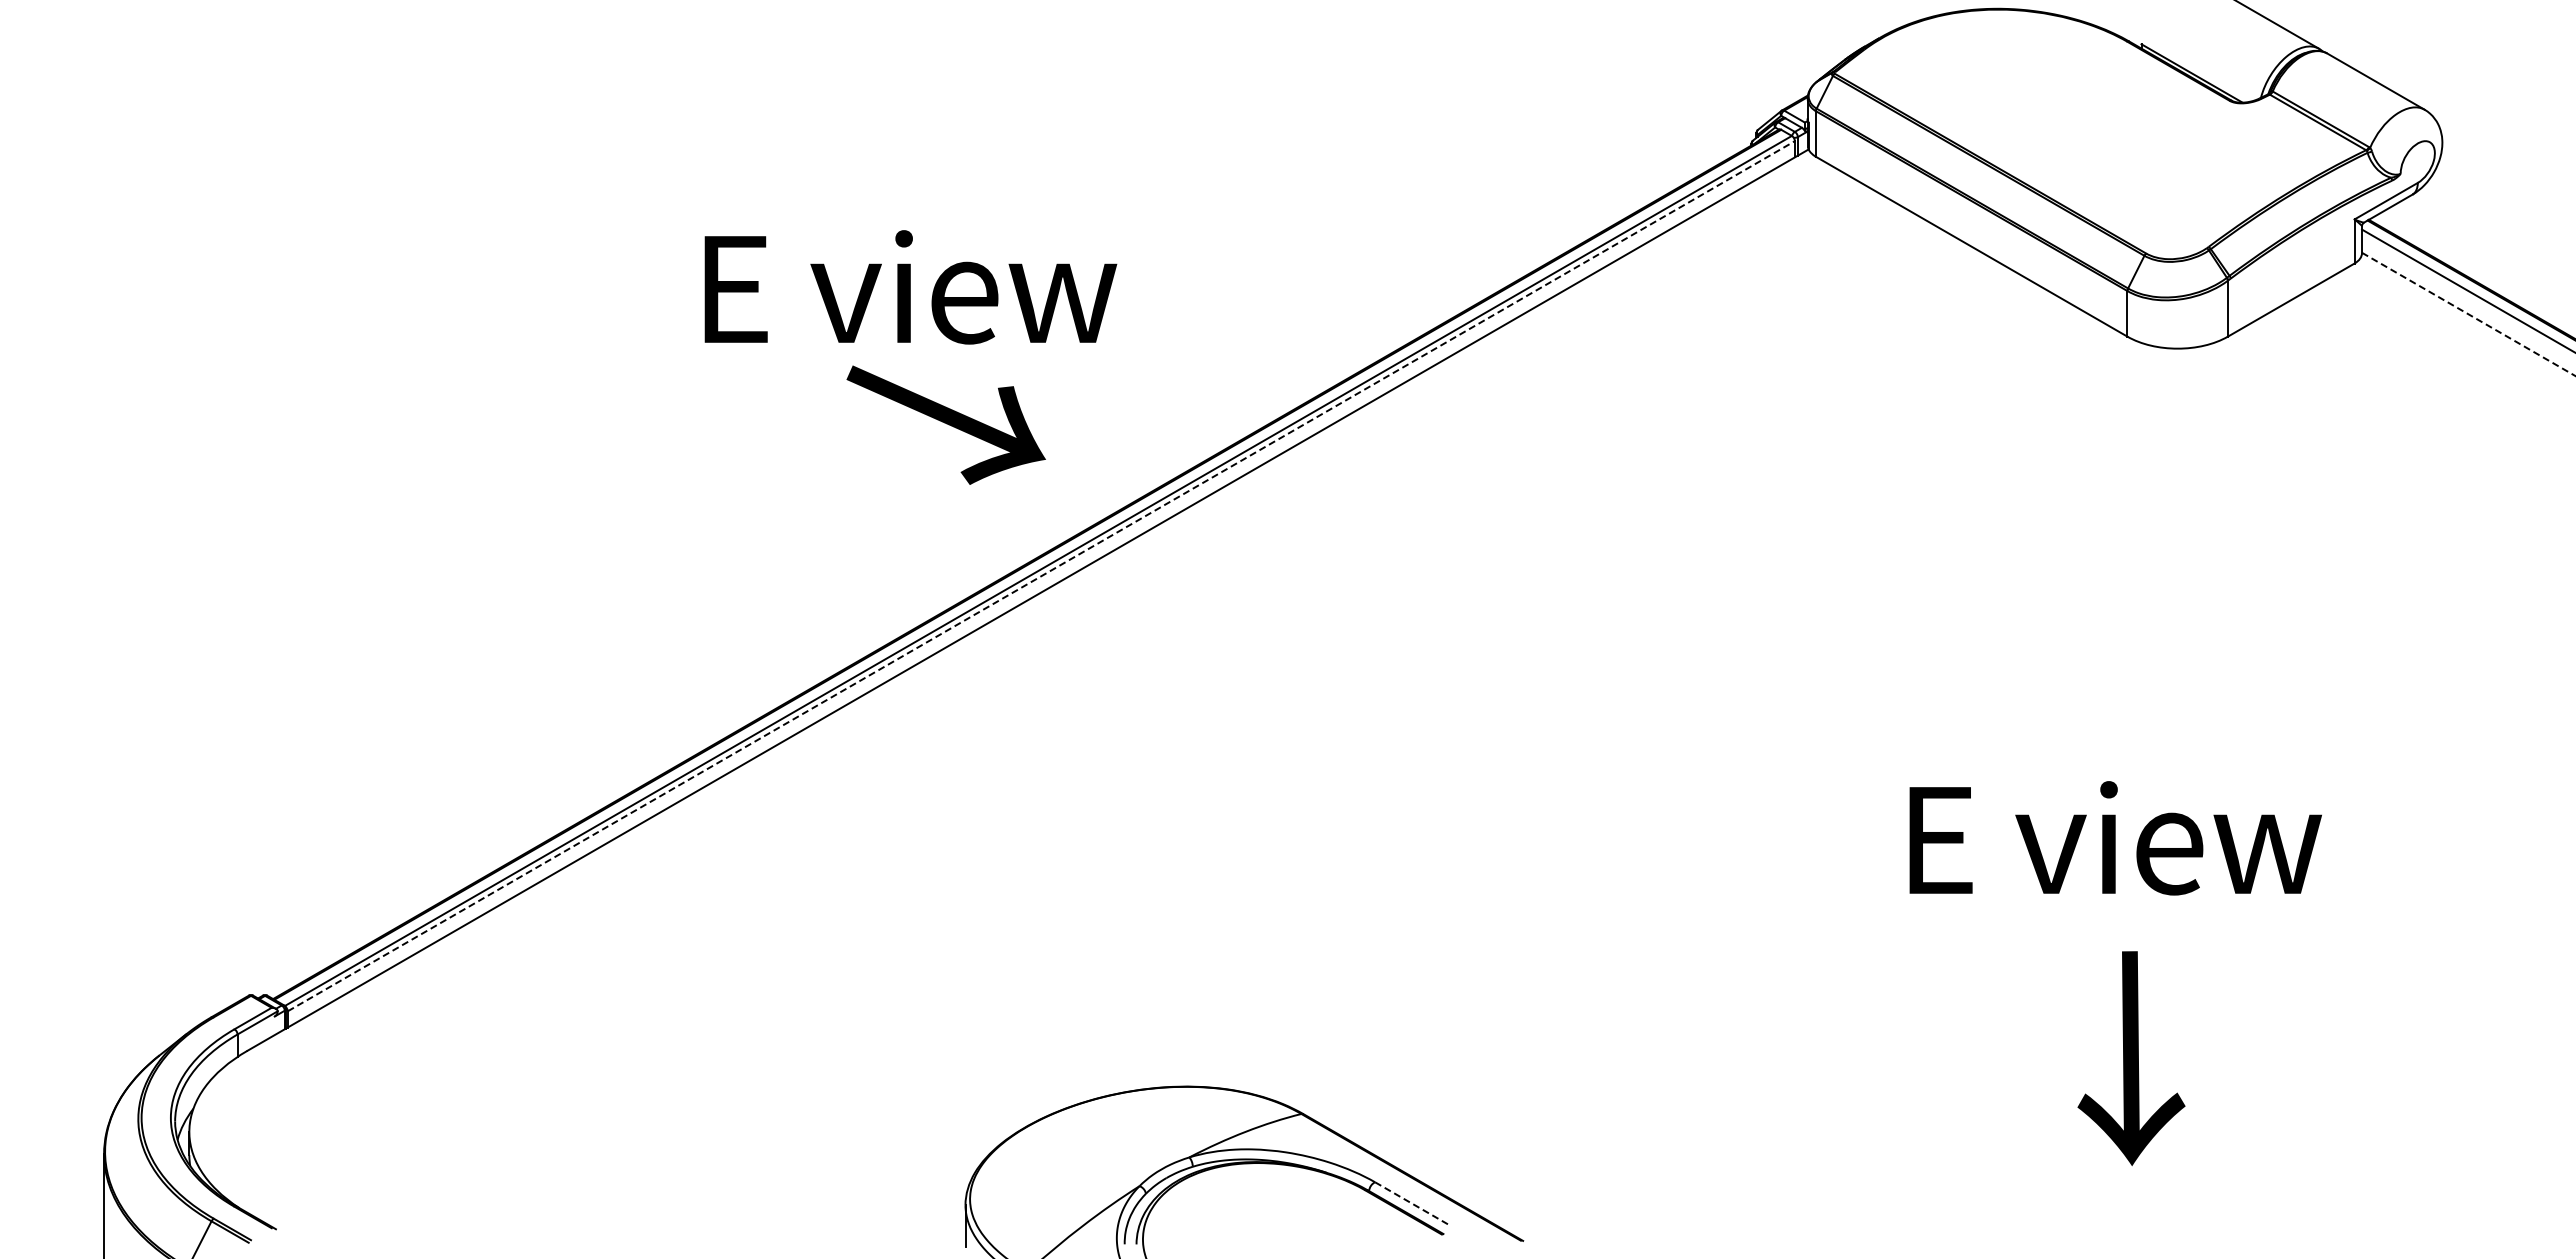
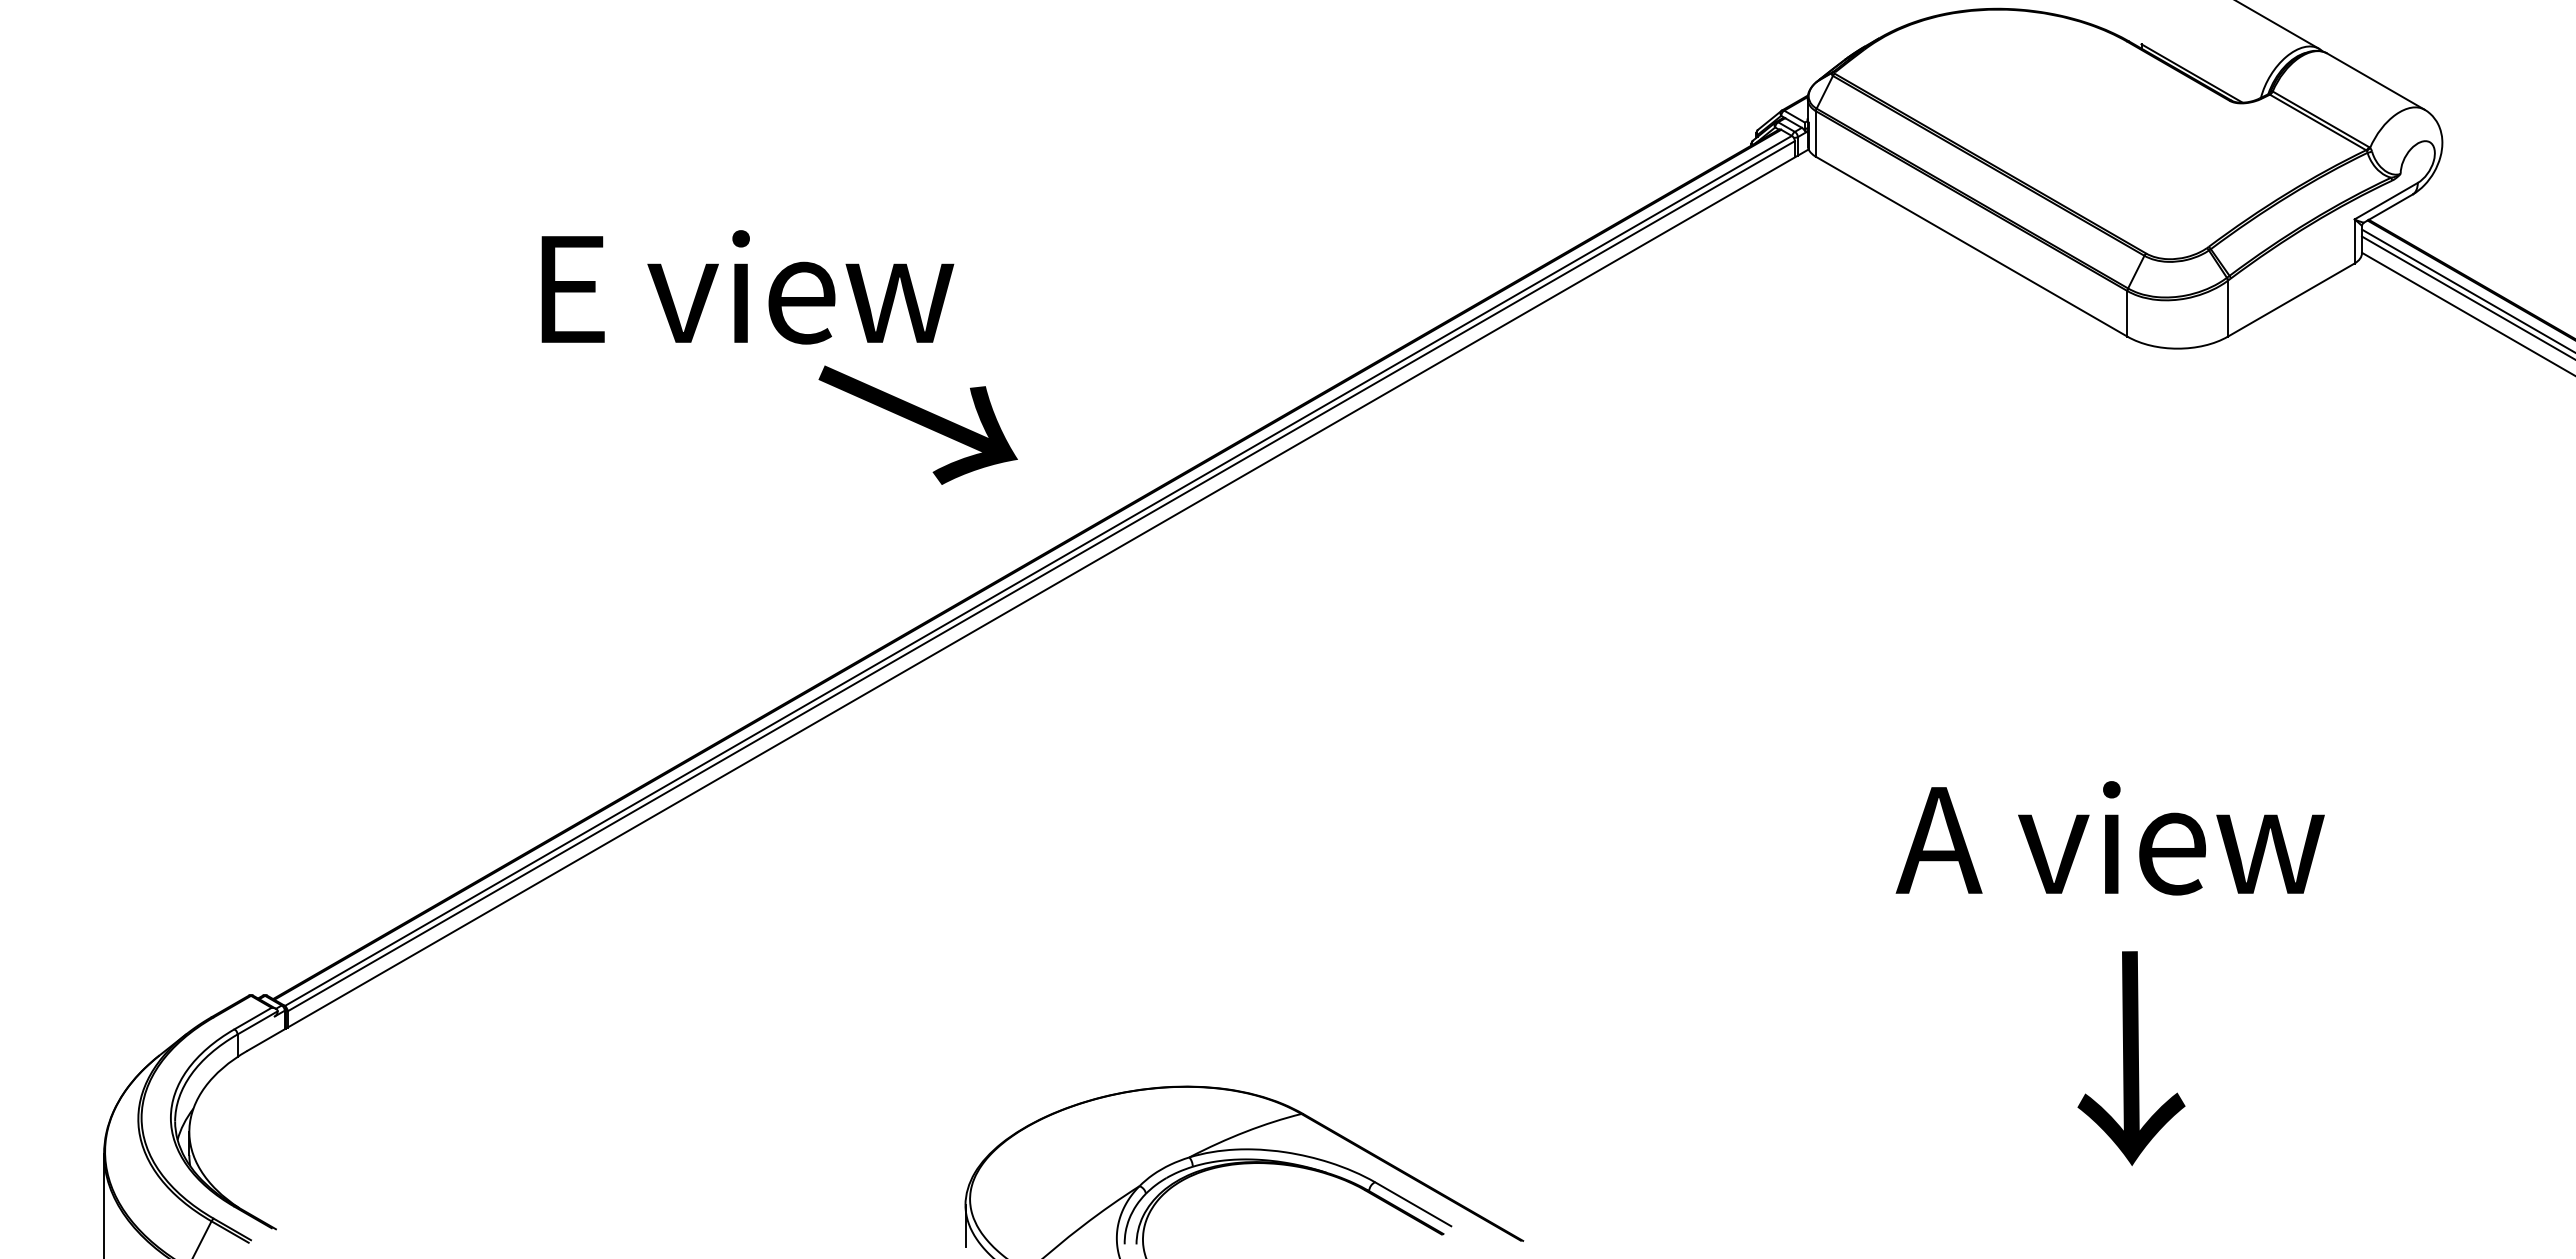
text position: (910, 287) -> (747, 287) (747, 287)
line: none -> present (2467, 297)
line: dashed -> solid (2469, 314)
text position: (945, 424) -> (917, 424) (917, 424)
line: dashed -> solid (1041, 575)
text: E view -> A view (2109, 838)
line: dashed -> solid (1413, 1204)
